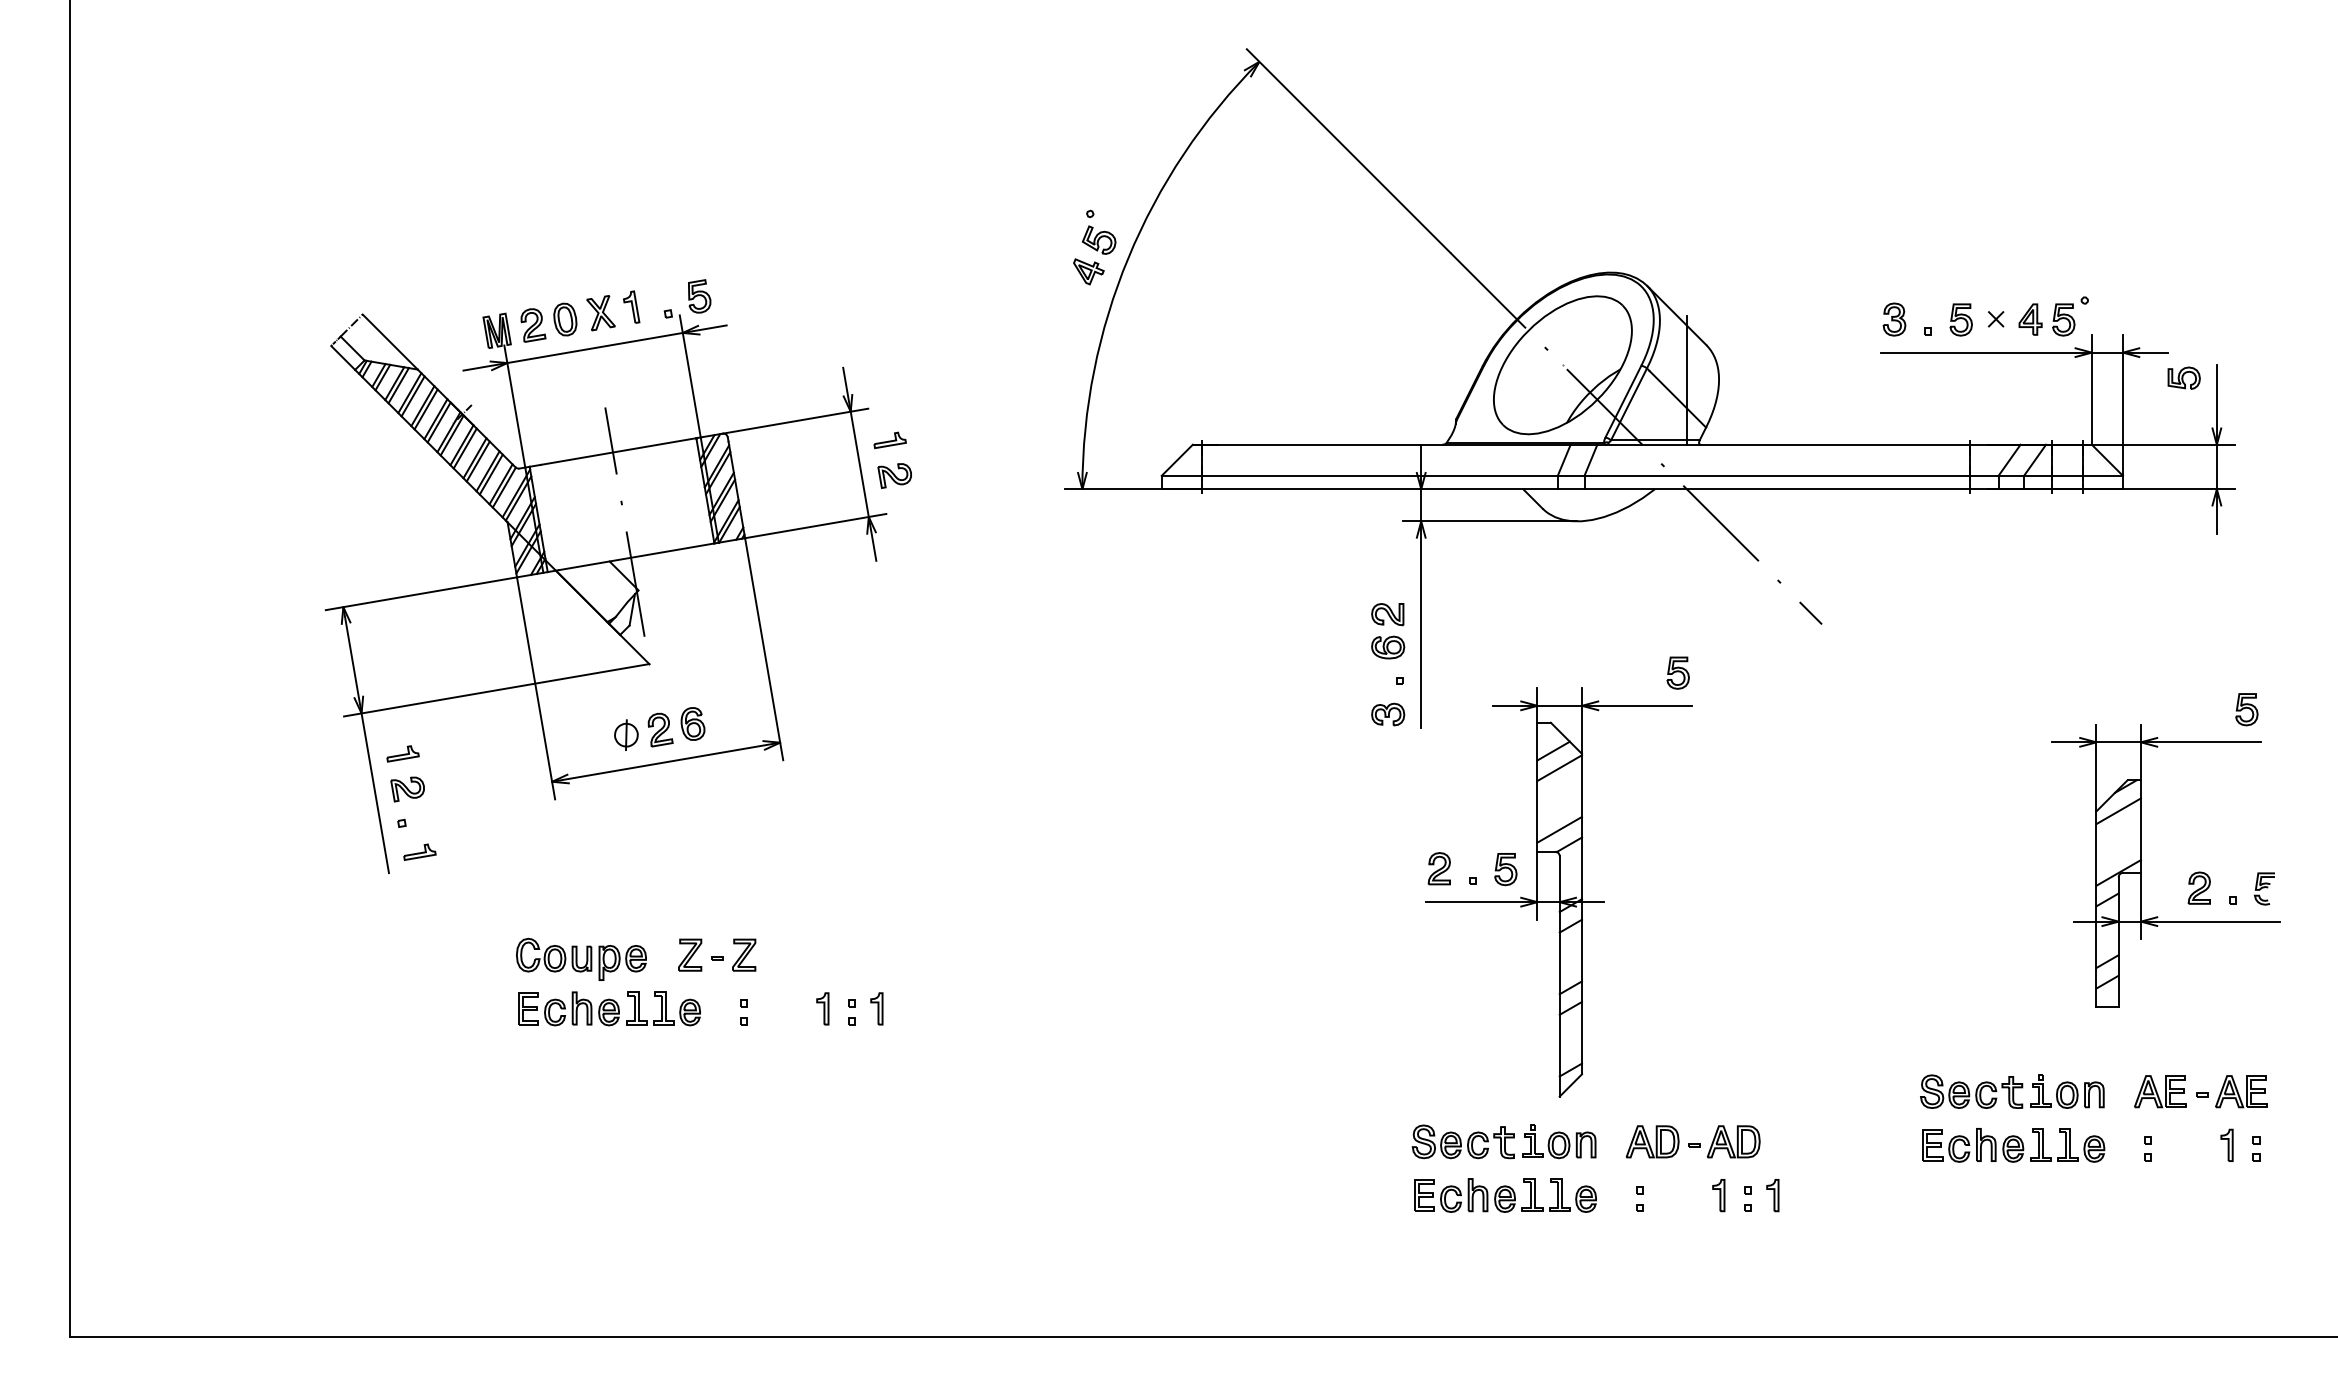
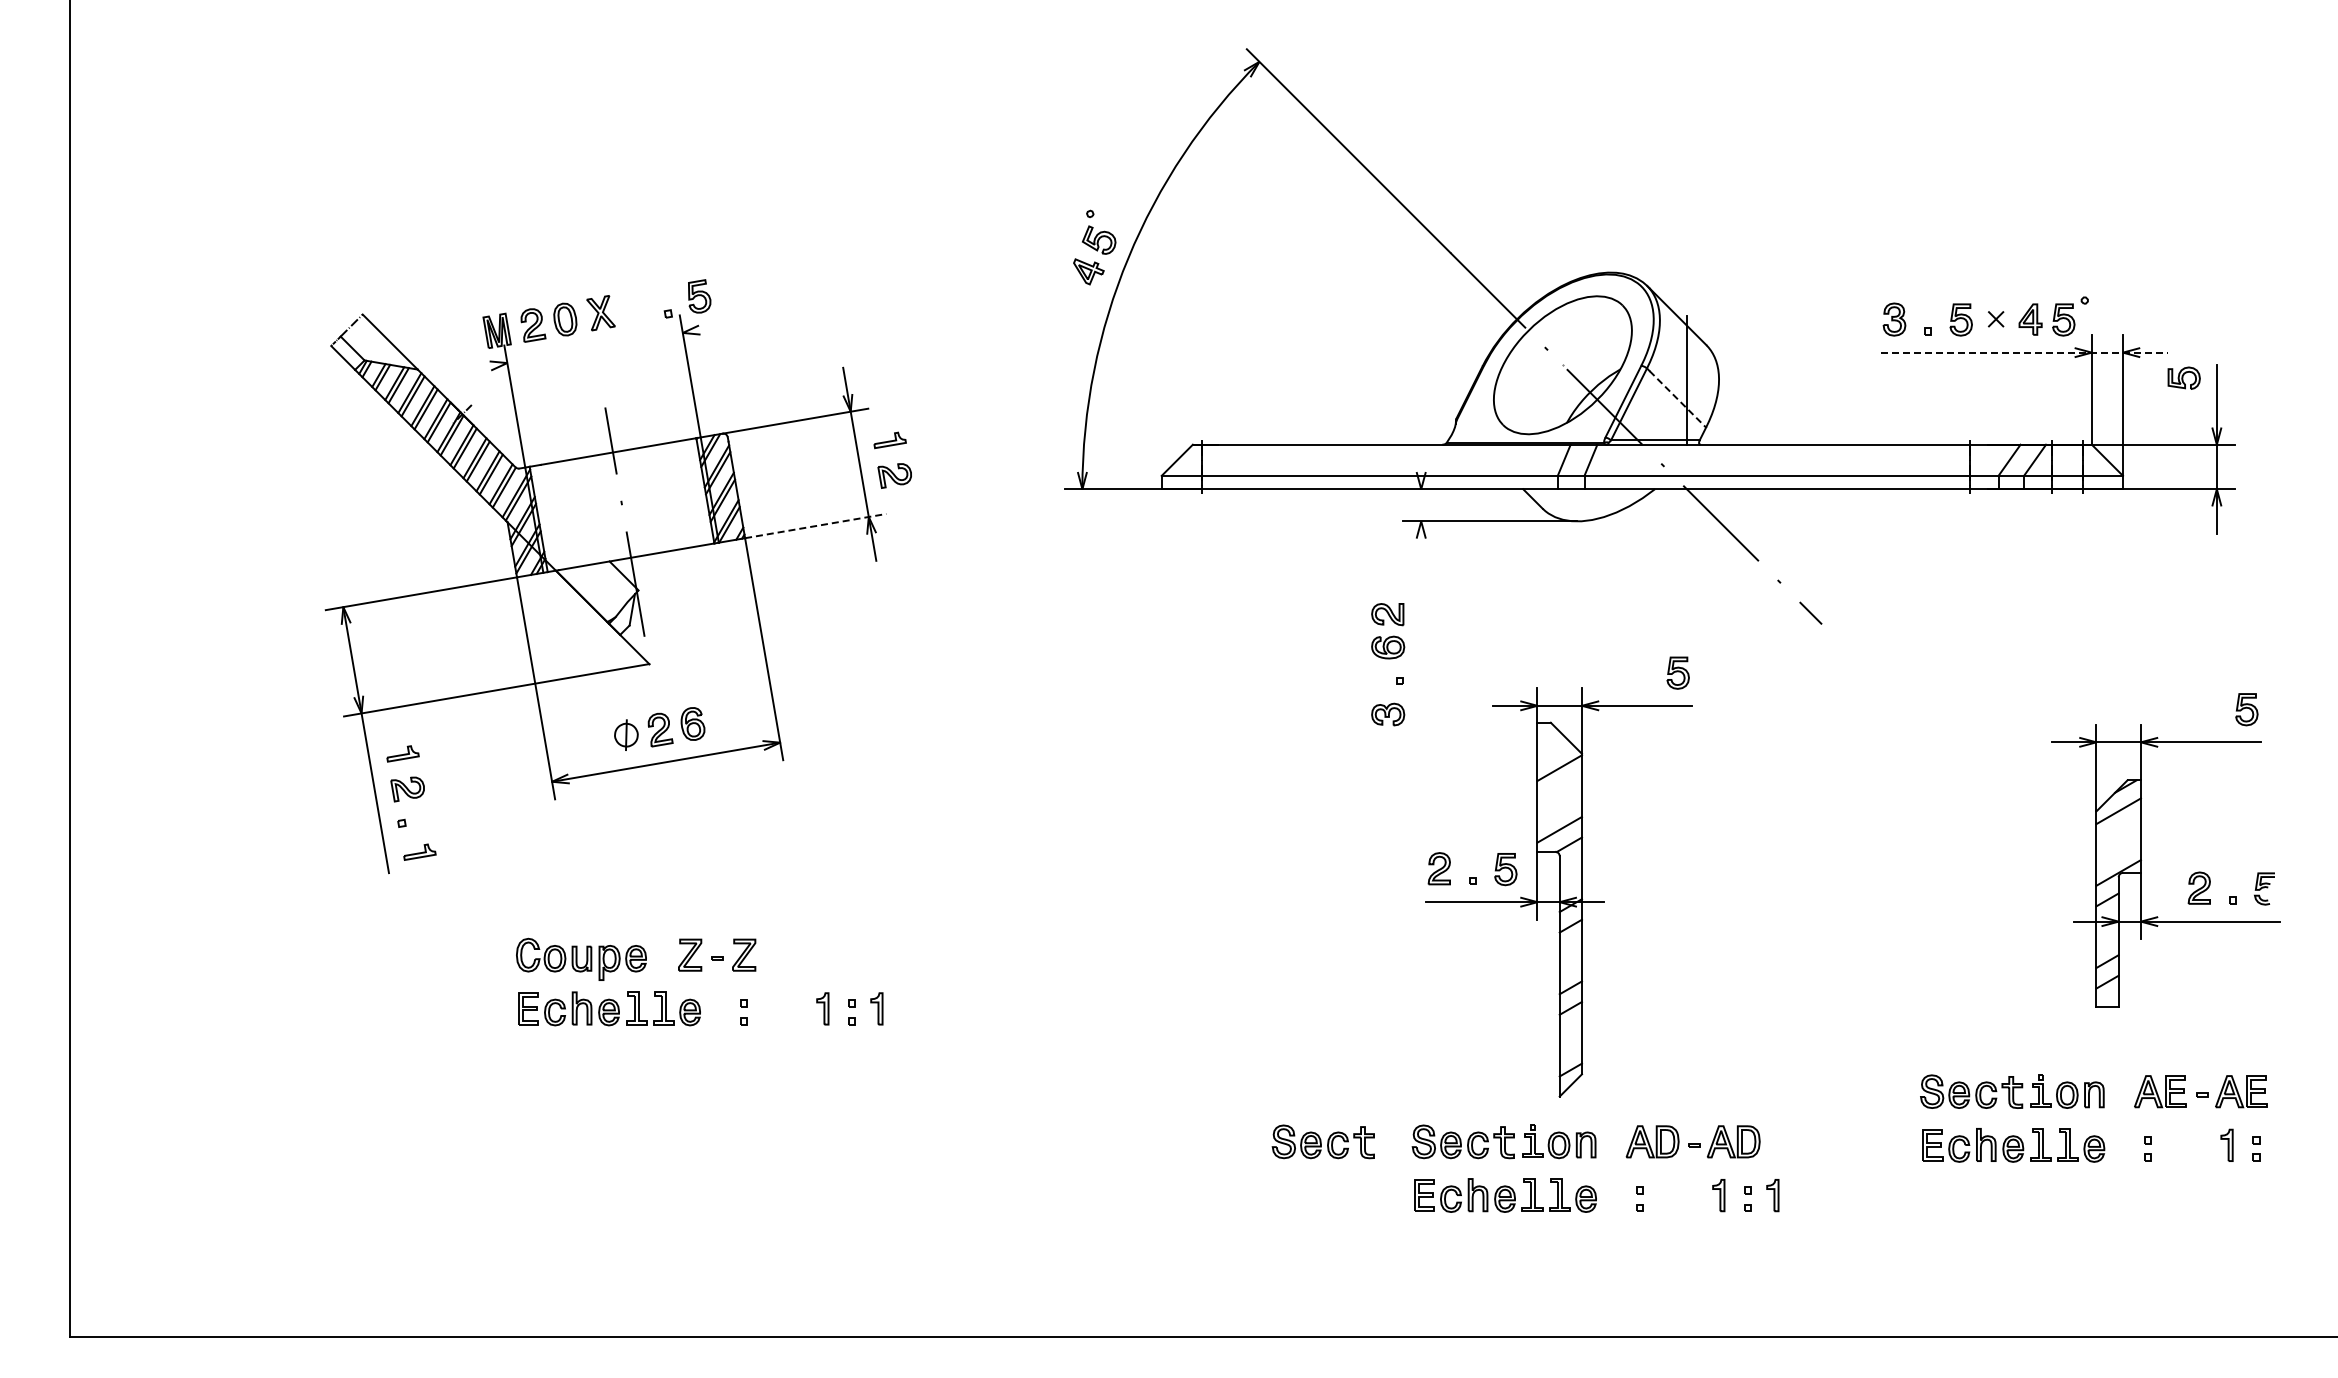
part: present -> none (631, 306)
line: present -> none (594, 347)
line: solid -> dashed (2024, 352)
line: solid -> dashed (1677, 399)
line: solid -> dashed (815, 526)
line: present -> none (1421, 585)
line: present -> none (1553, 750)
part: none -> present (1322, 1141)
